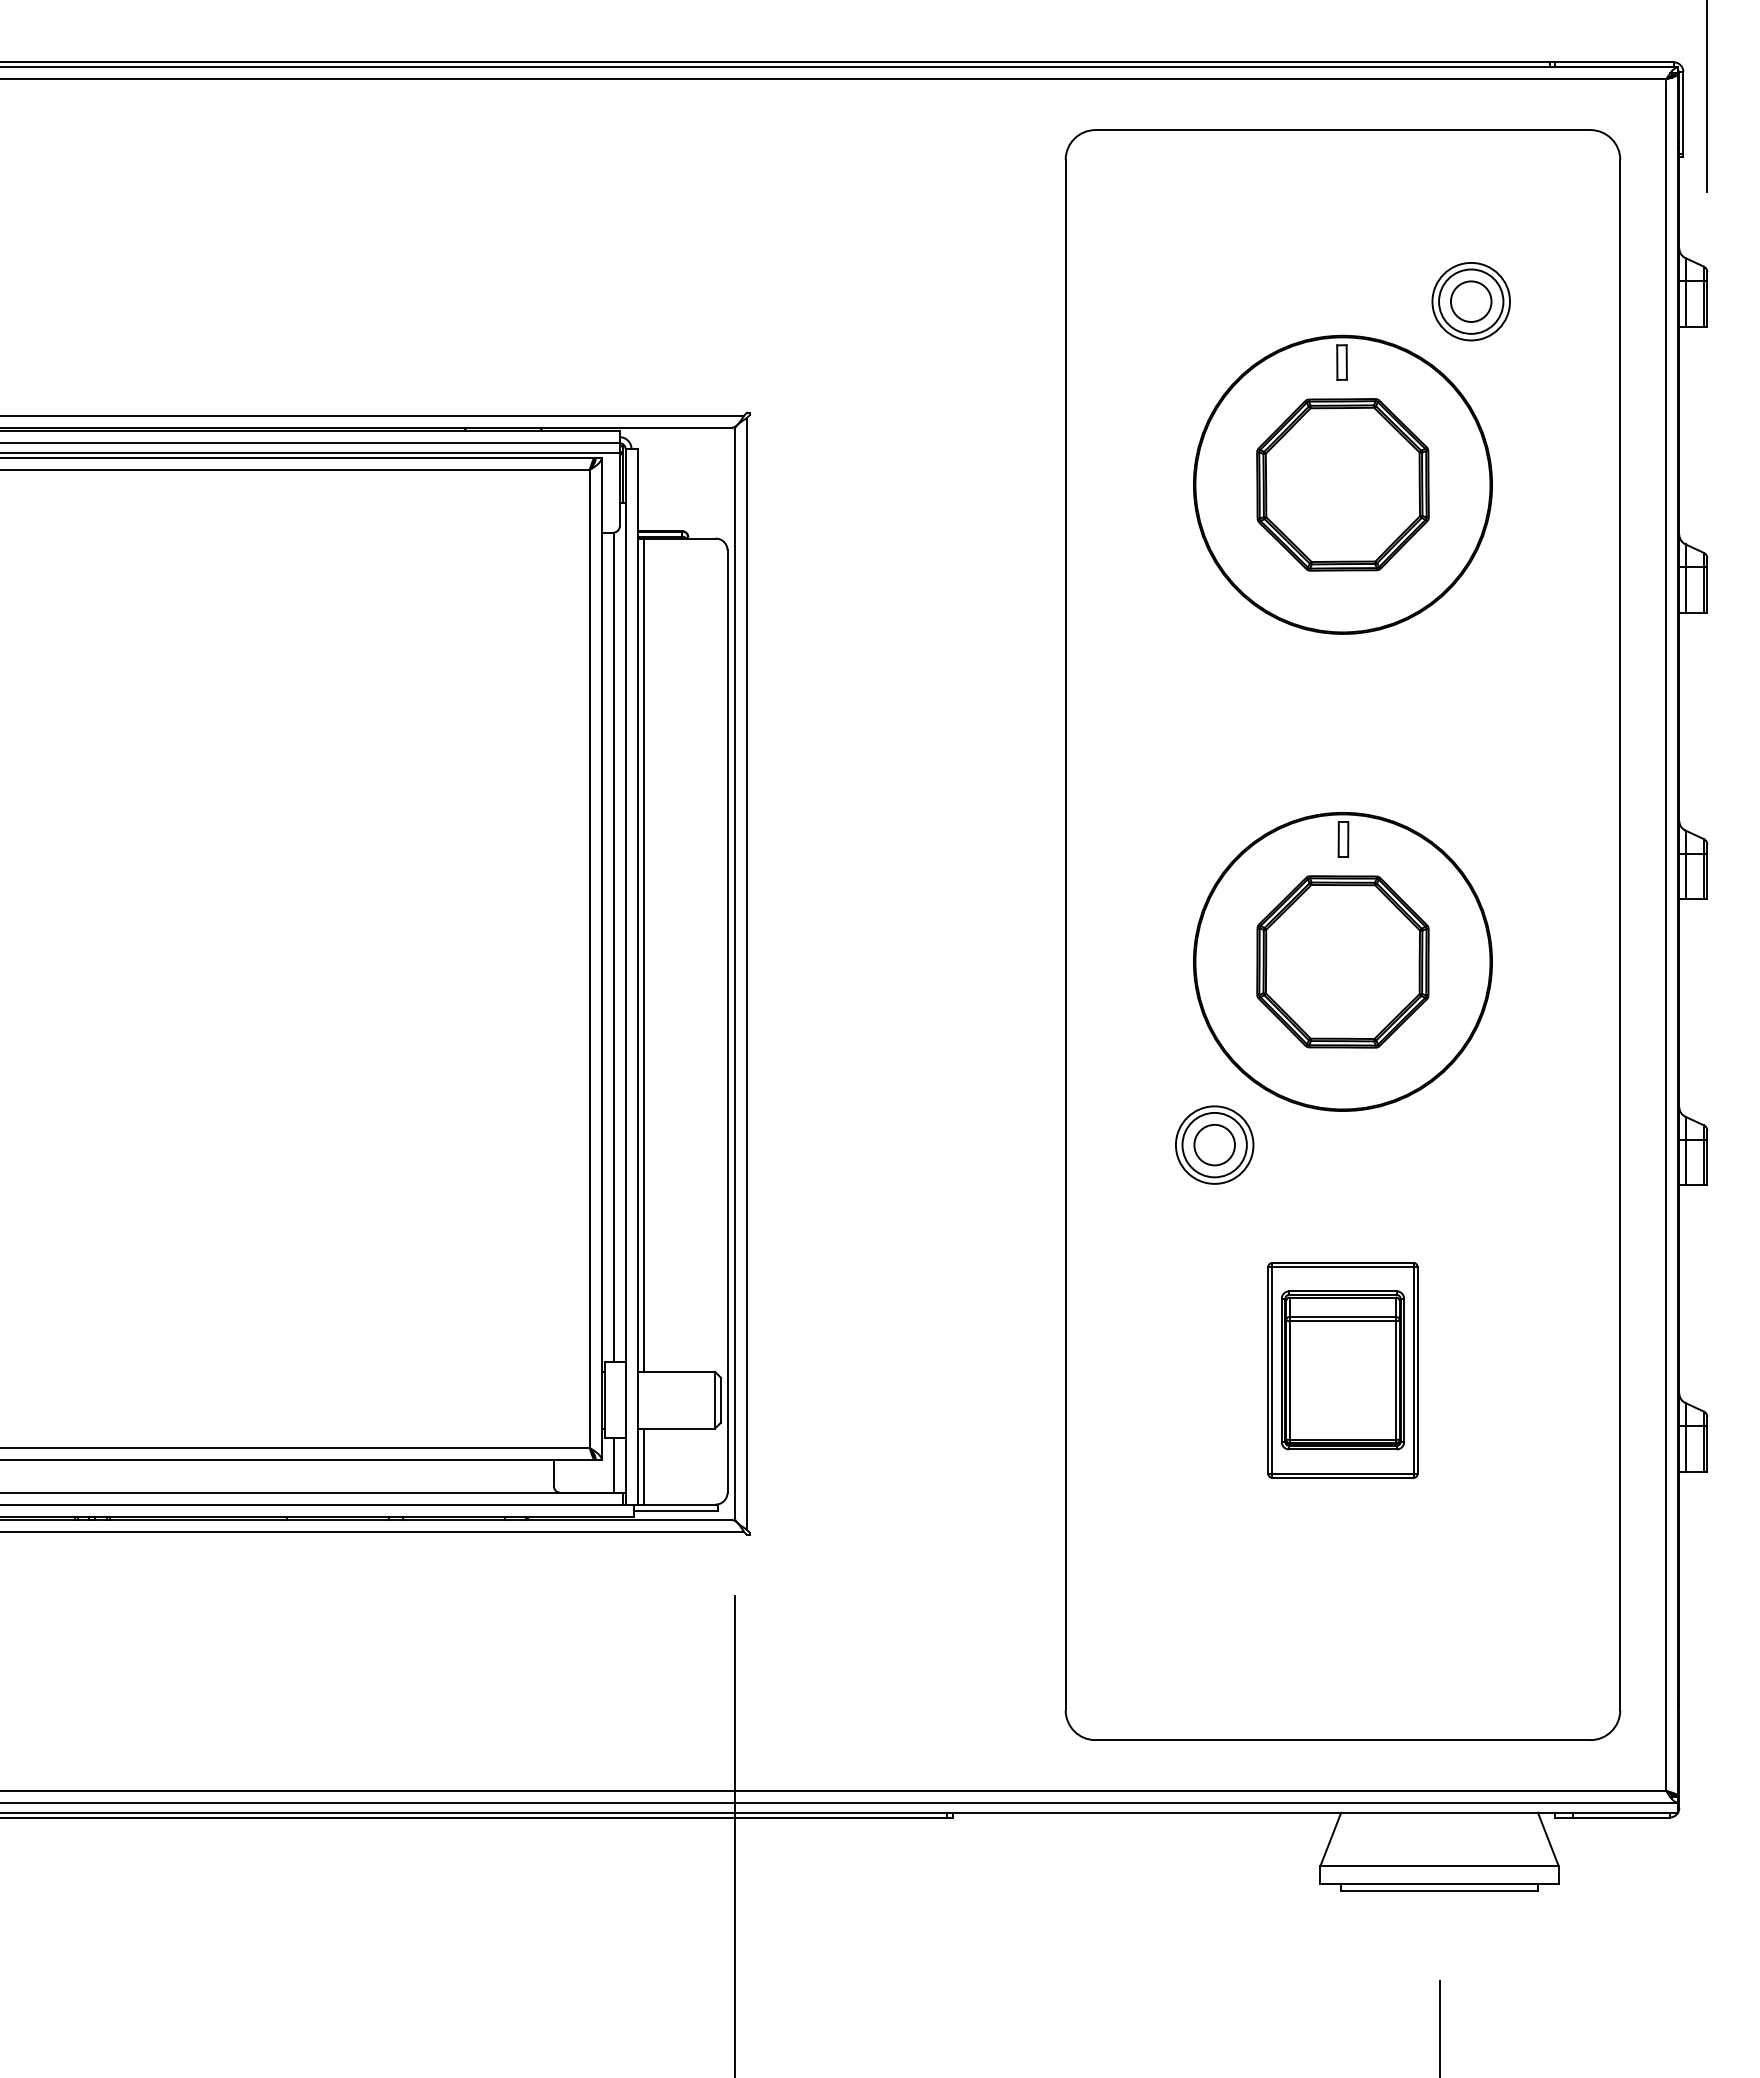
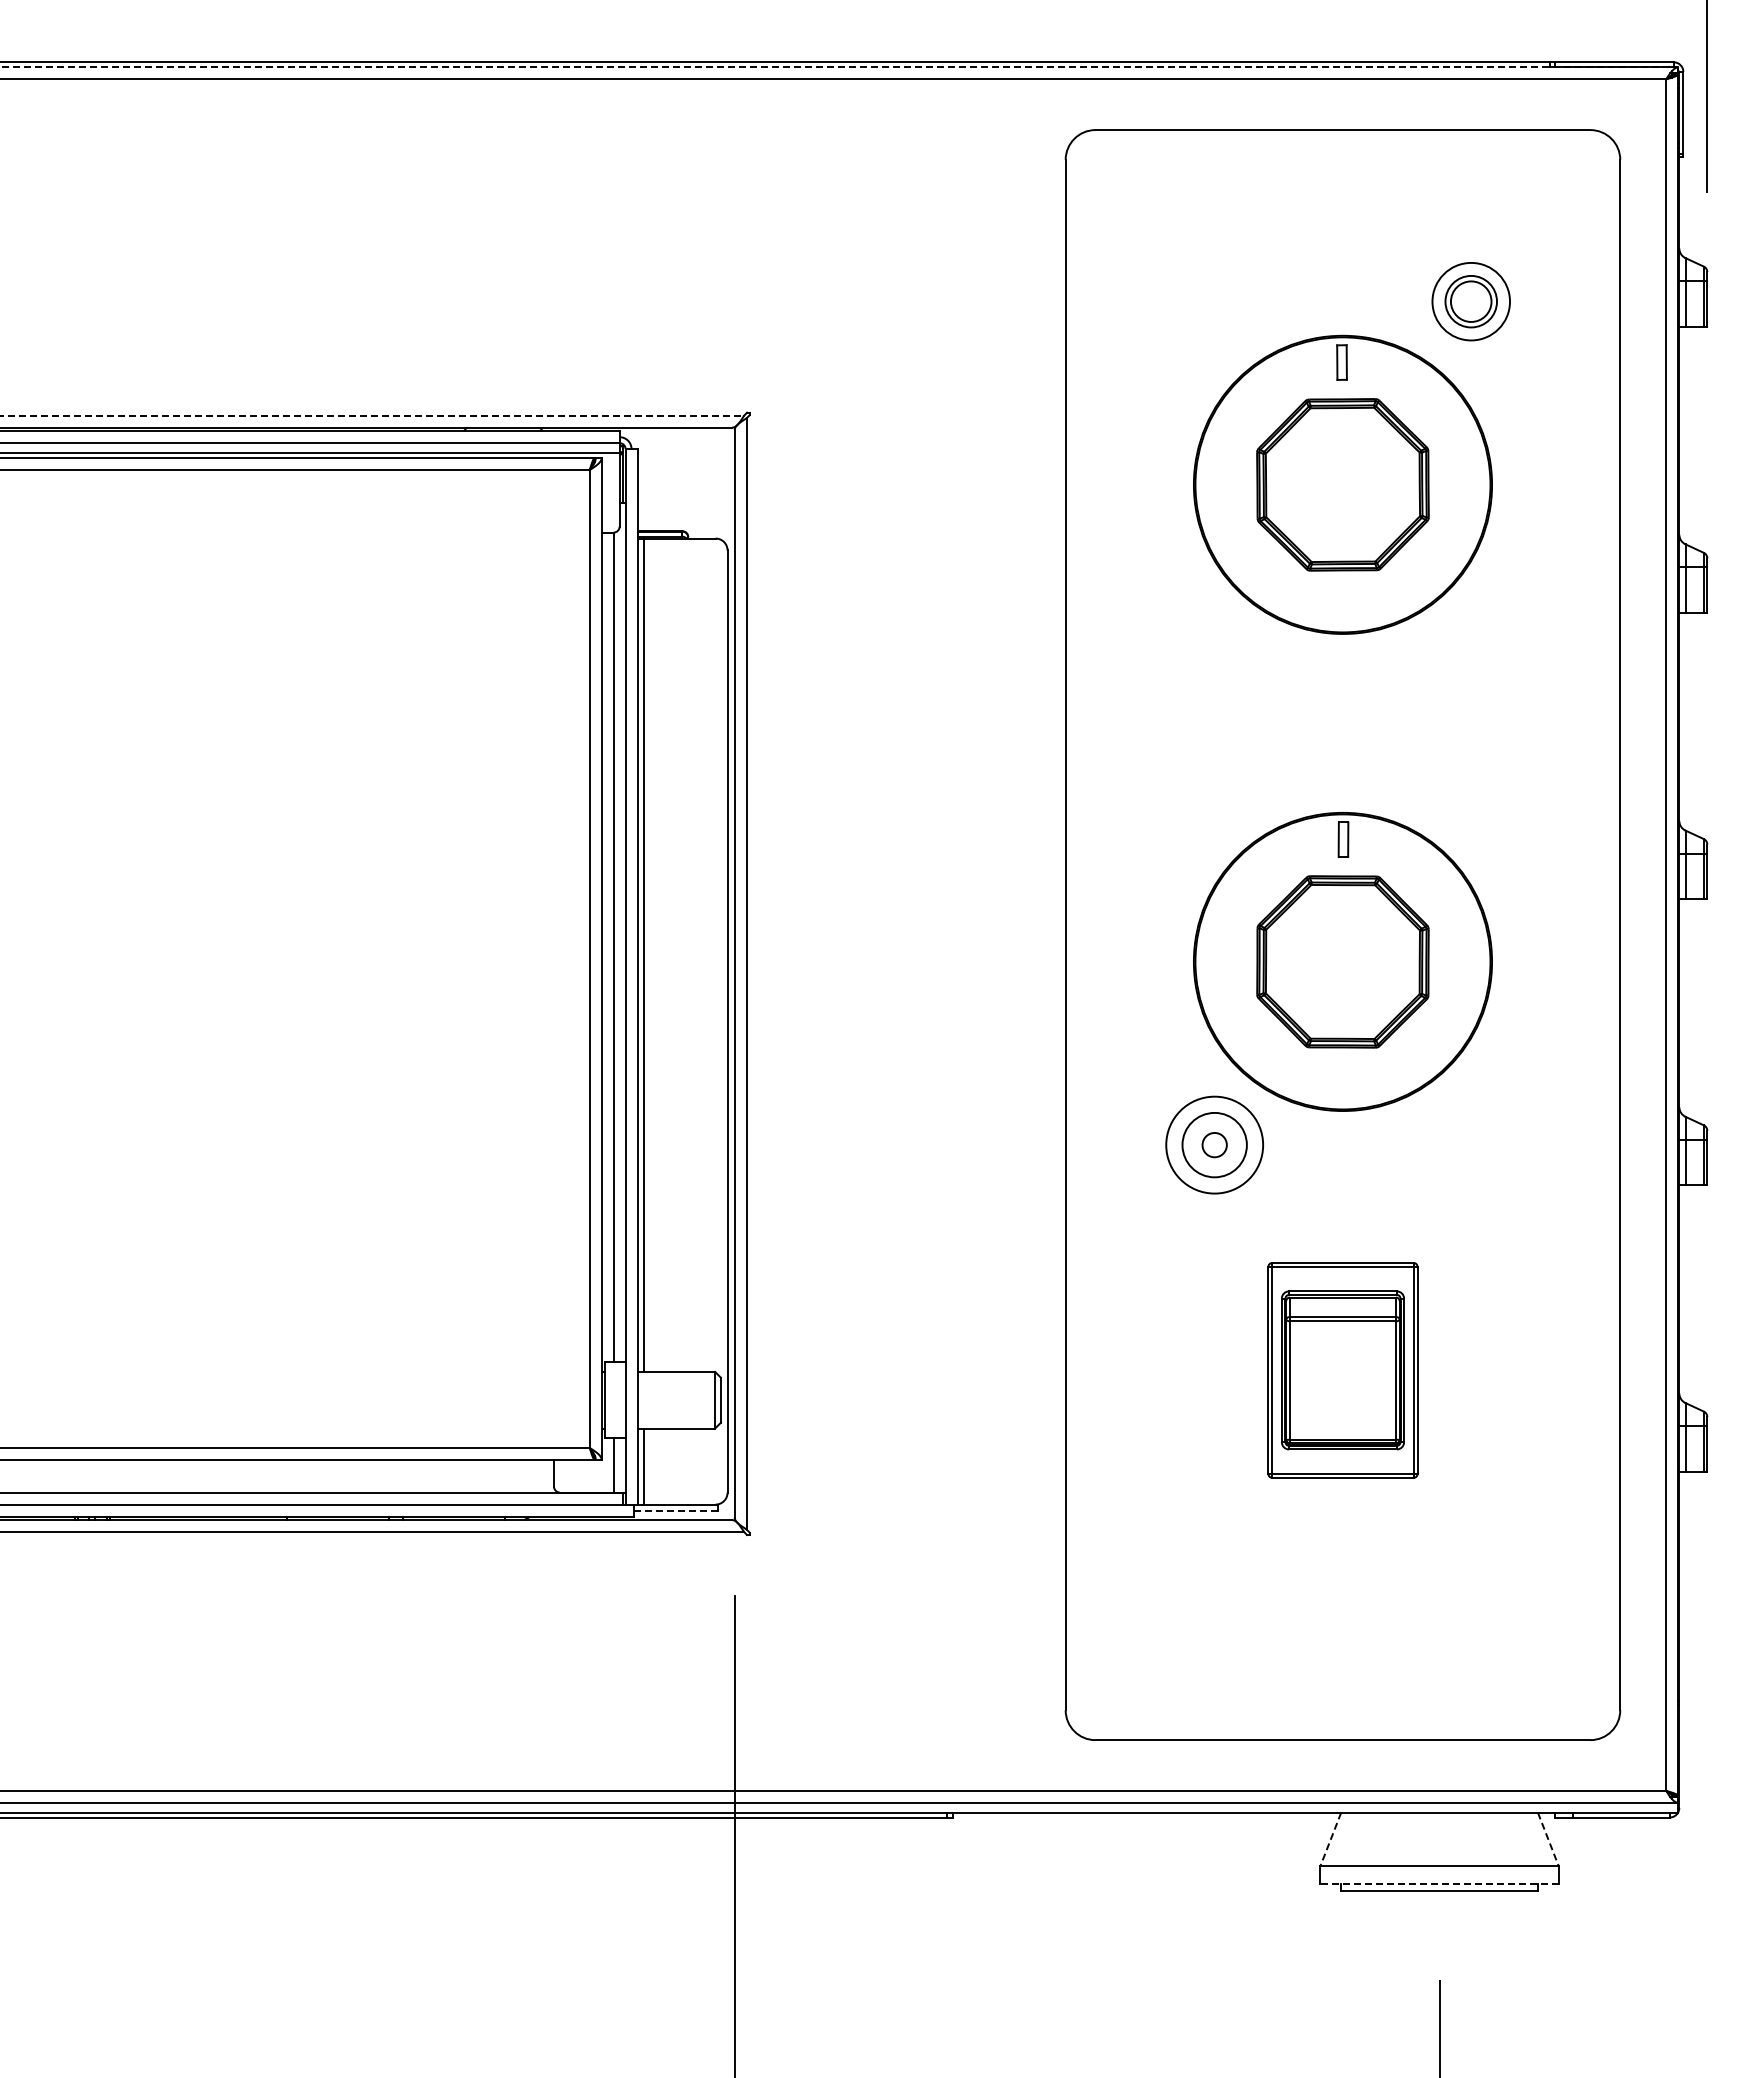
line: solid -> dashed (839, 67)
circle diameter: 64 px -> 52 px (1471, 301)
line: solid -> dashed (372, 415)
circle diameter: 41 px -> 24 px (1214, 1144)
circle diameter: 78 px -> 97 px (1214, 1144)
line: solid -> dashed (676, 1510)
line: solid -> dashed (1330, 1839)
line: solid -> dashed (1548, 1839)
line: solid -> dashed (1439, 1884)
